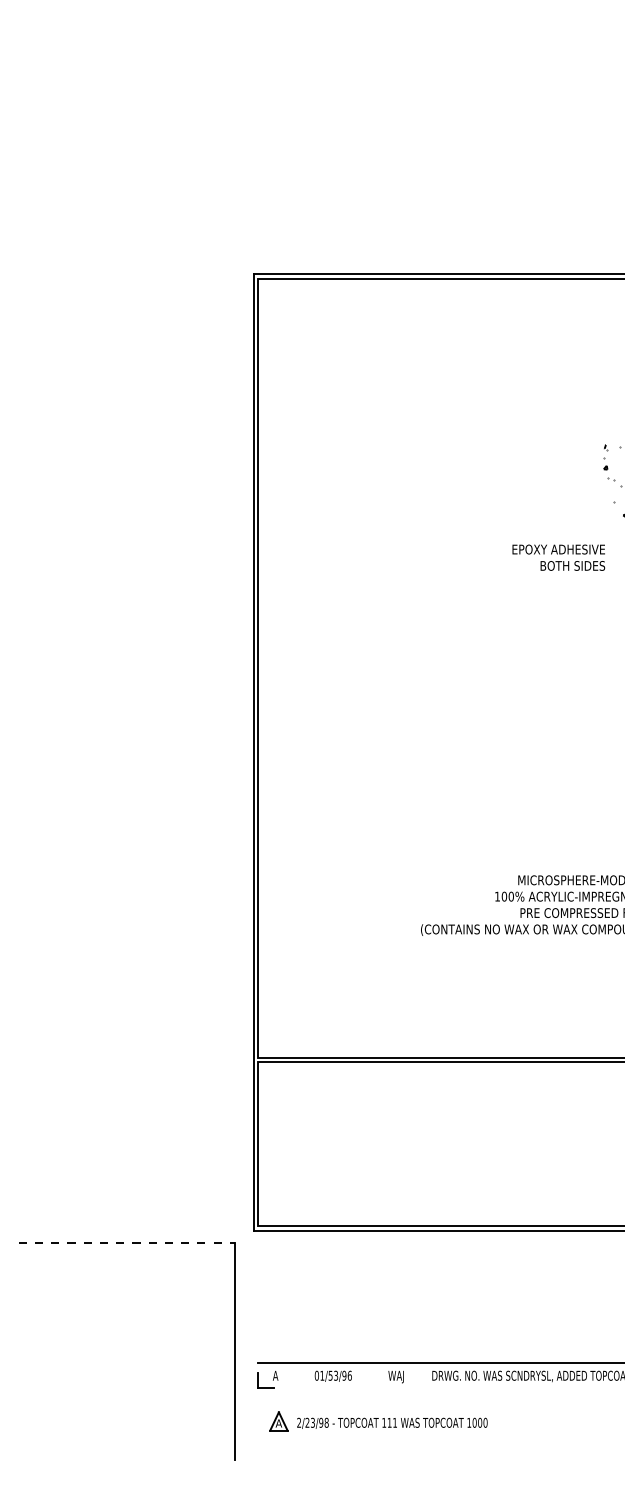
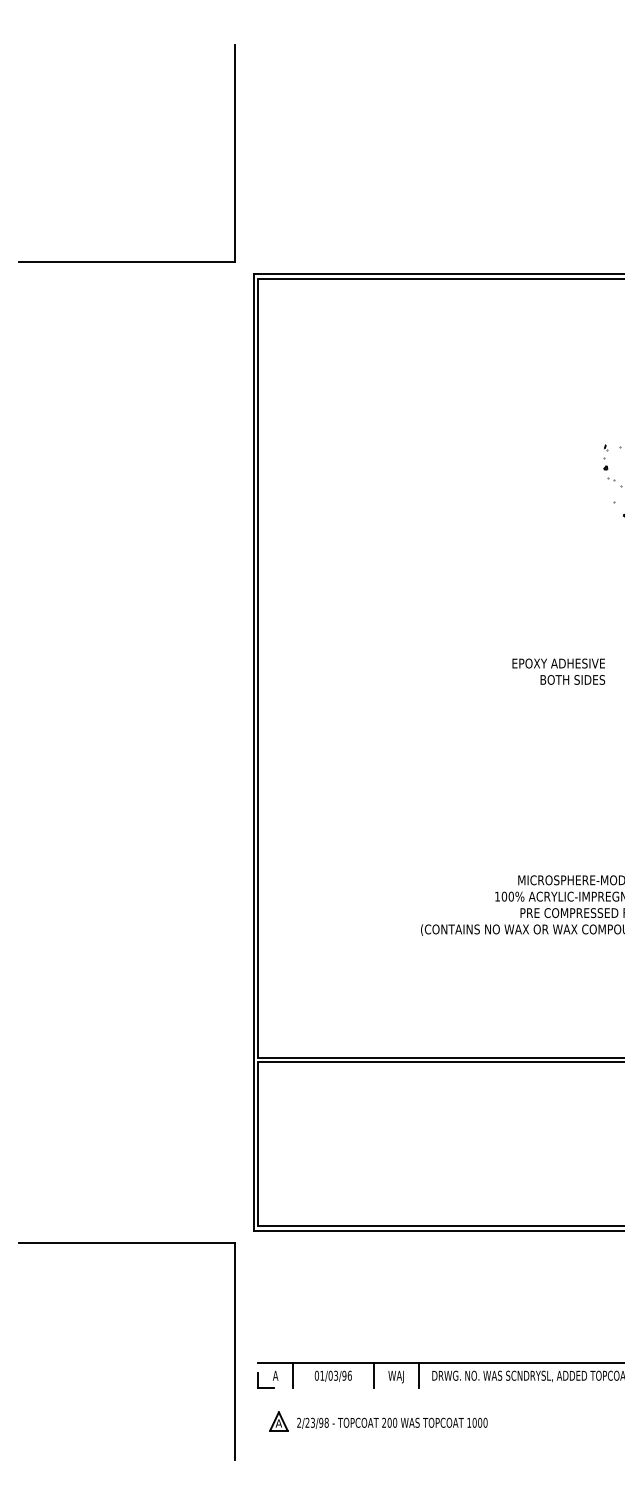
part: none -> present (234, 153)
text position: (558, 557) -> (558, 671) (558, 671)
line: dashed -> solid (127, 1243)
line: none -> present (293, 1375)
text: 01/53/96 -> 01/03/96 (330, 1375)
line: none -> present (373, 1375)
line: none -> present (419, 1375)
text: 111 -> 200 (389, 1422)
